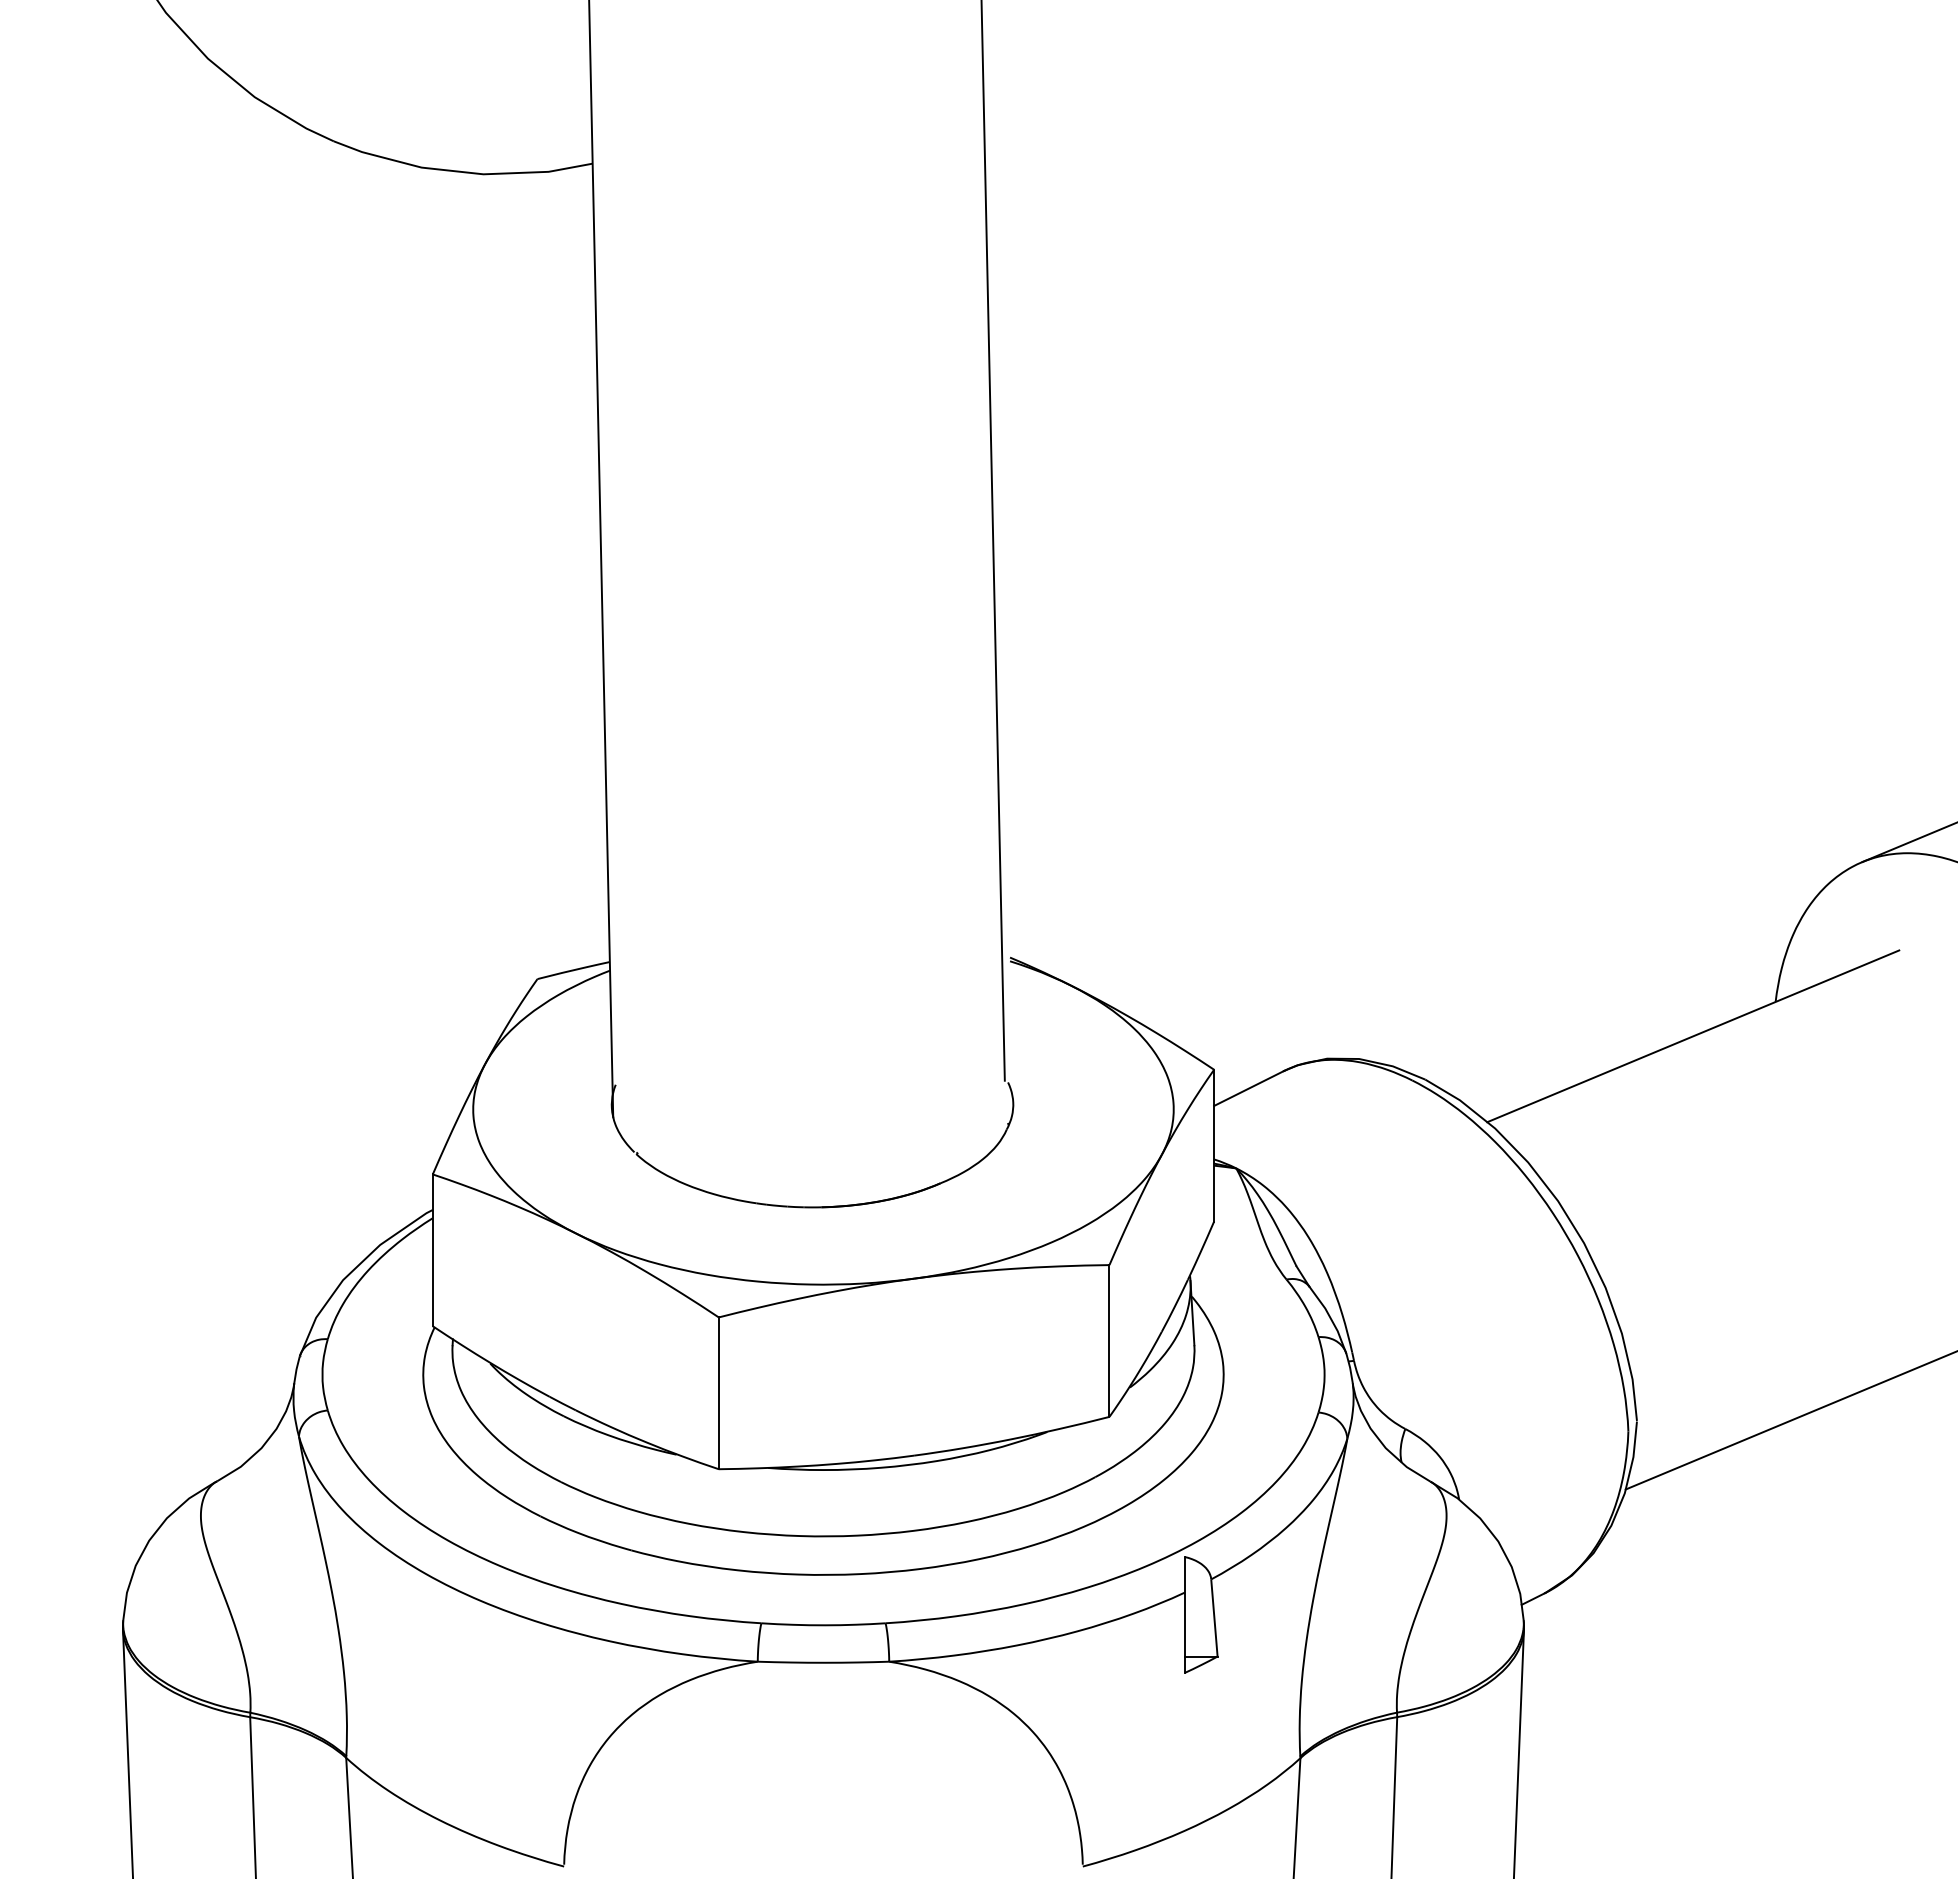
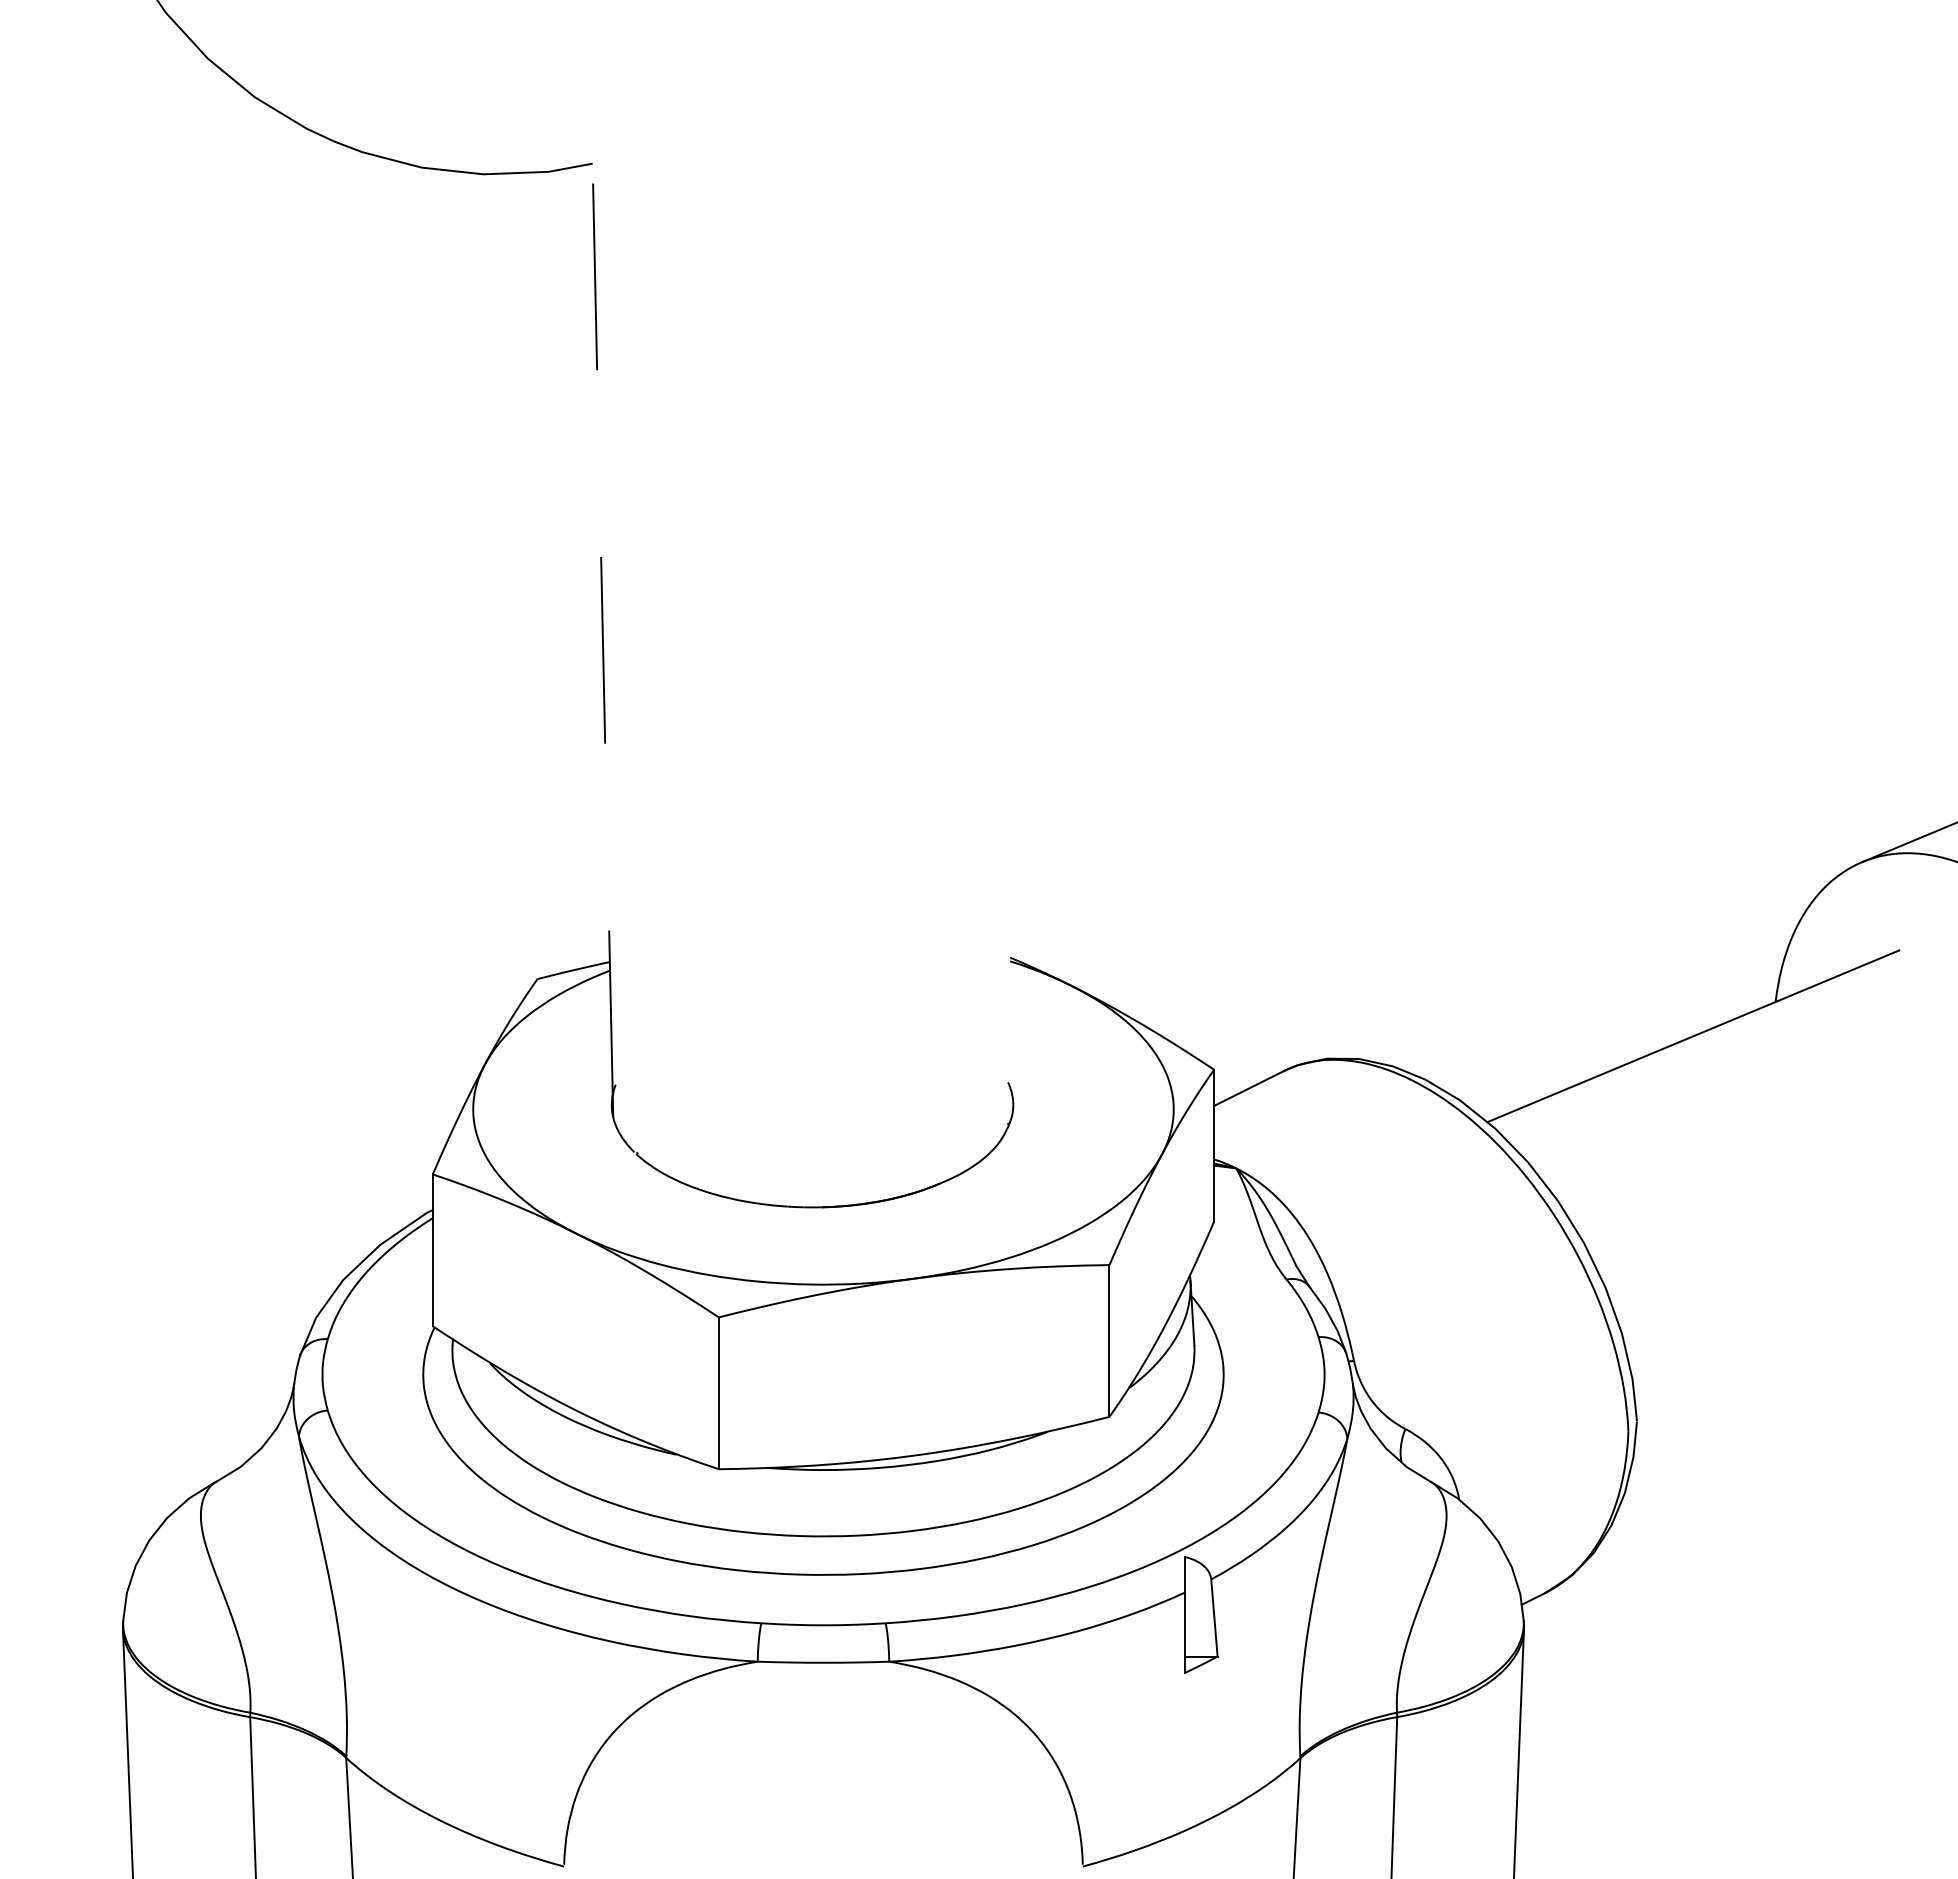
line: present -> none (992, 541)
line: solid -> dashed (601, 558)
line: present -> none (1789, 1420)
